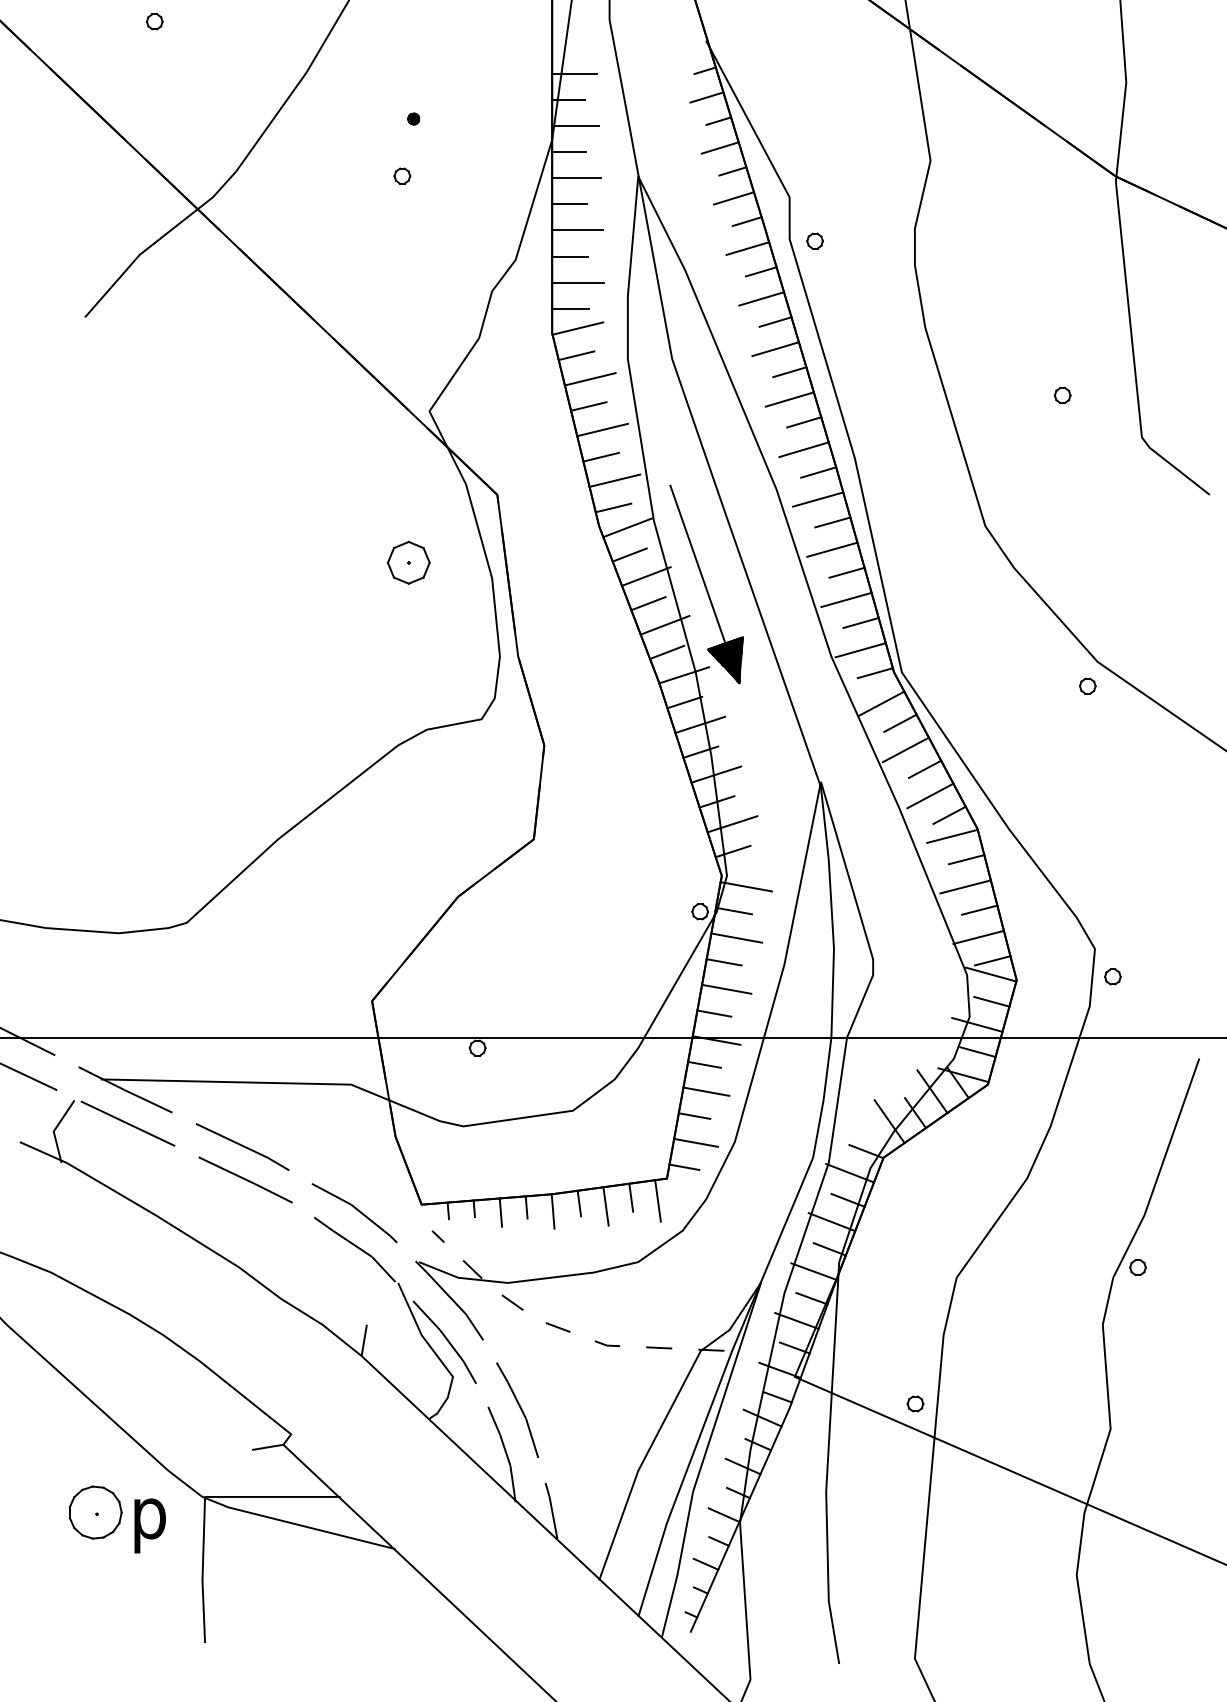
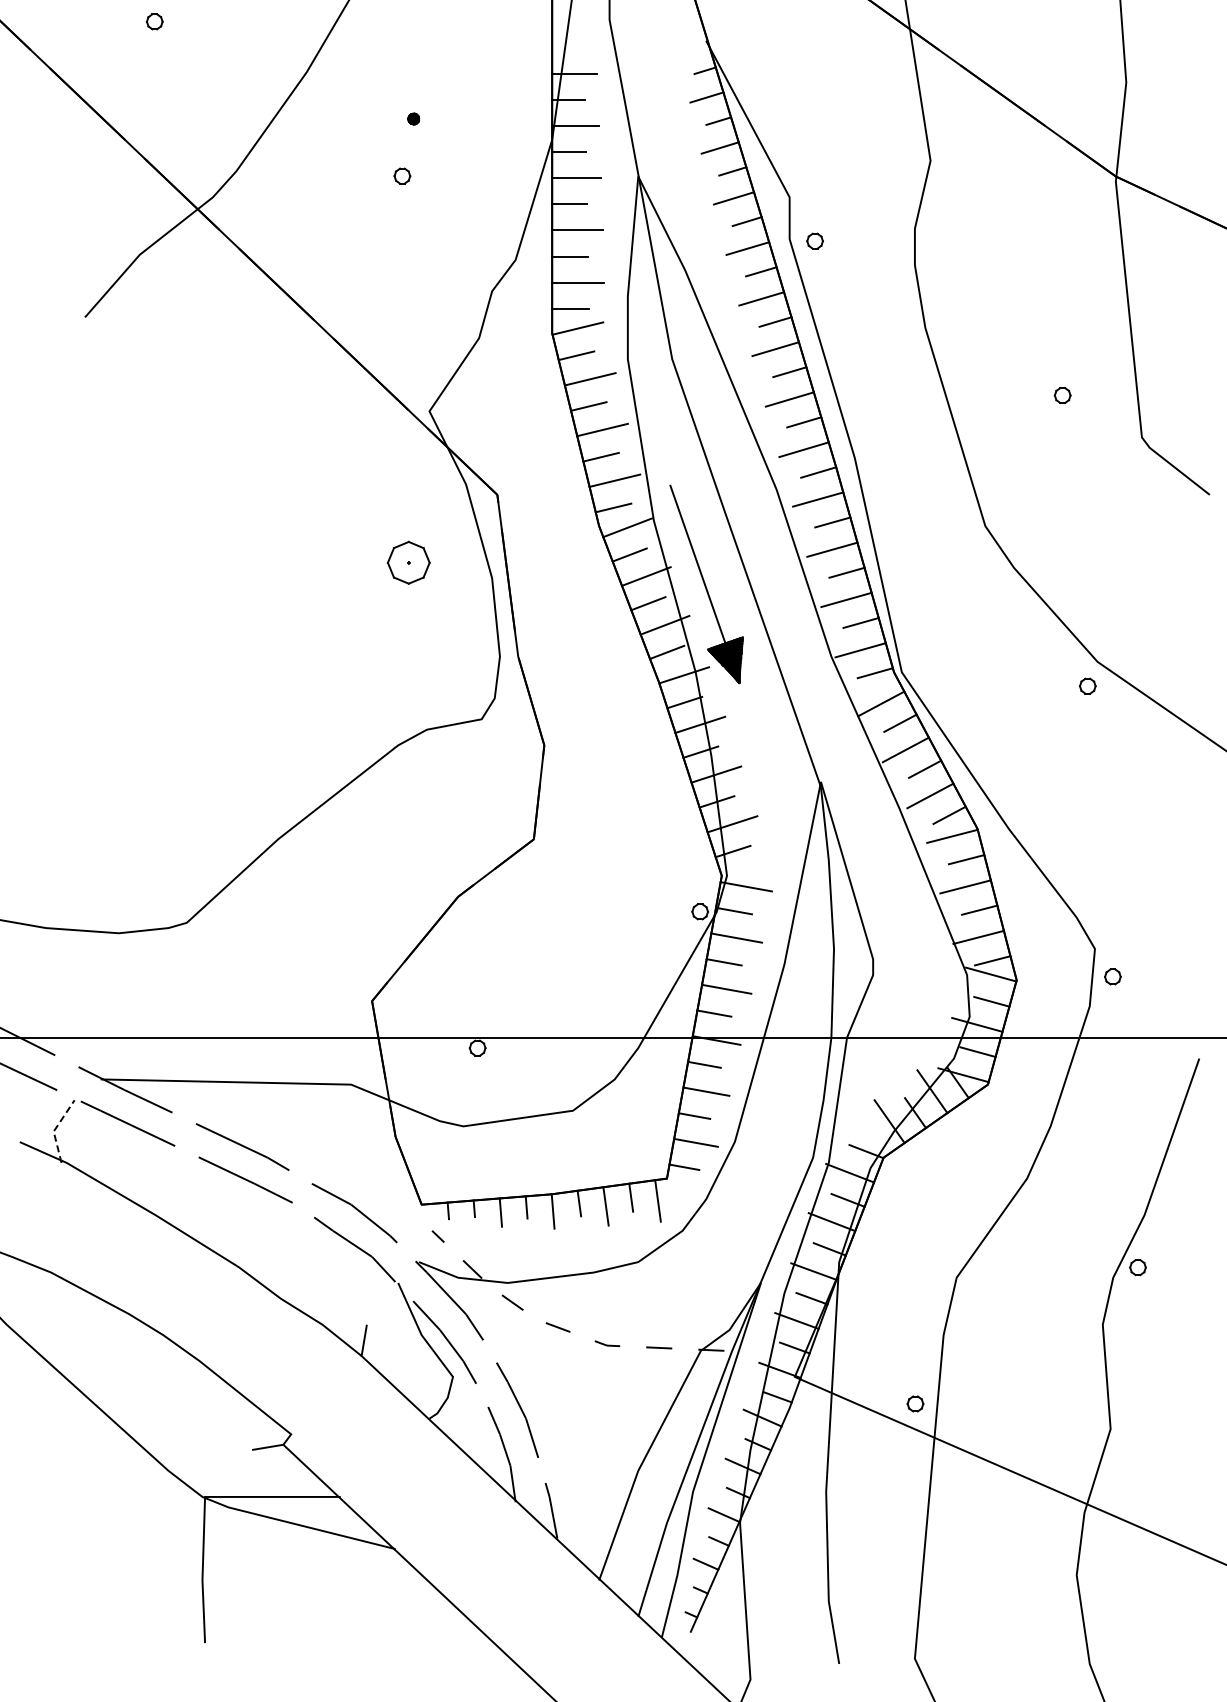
line: solid -> dashed (54, 1129)
part: present -> none (116, 1519)
